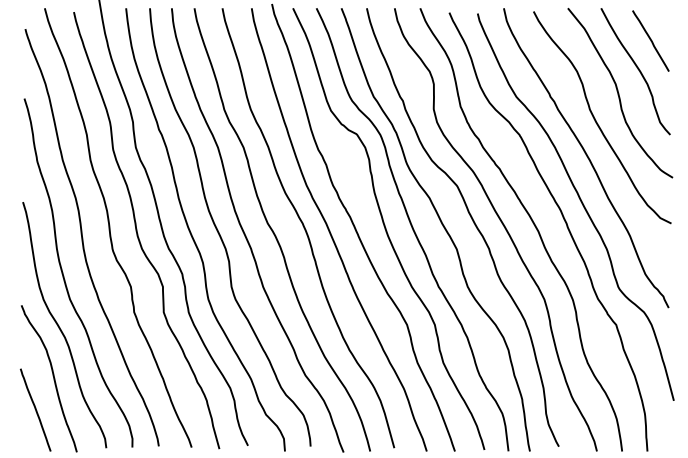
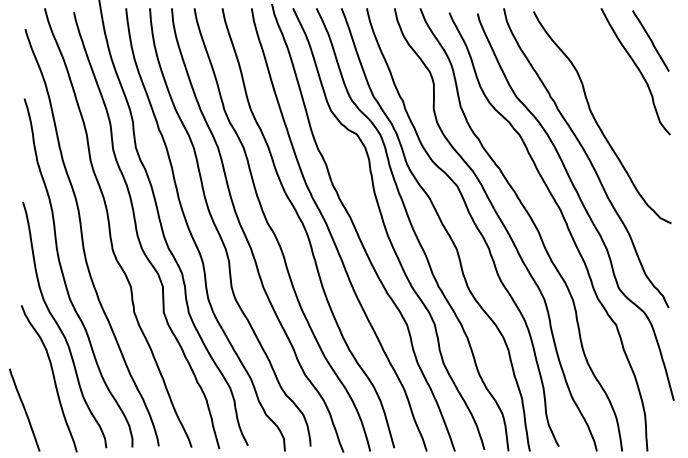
curve: present -> none (619, 93)
line position: (35, 409) -> (24, 409) (24, 409)
